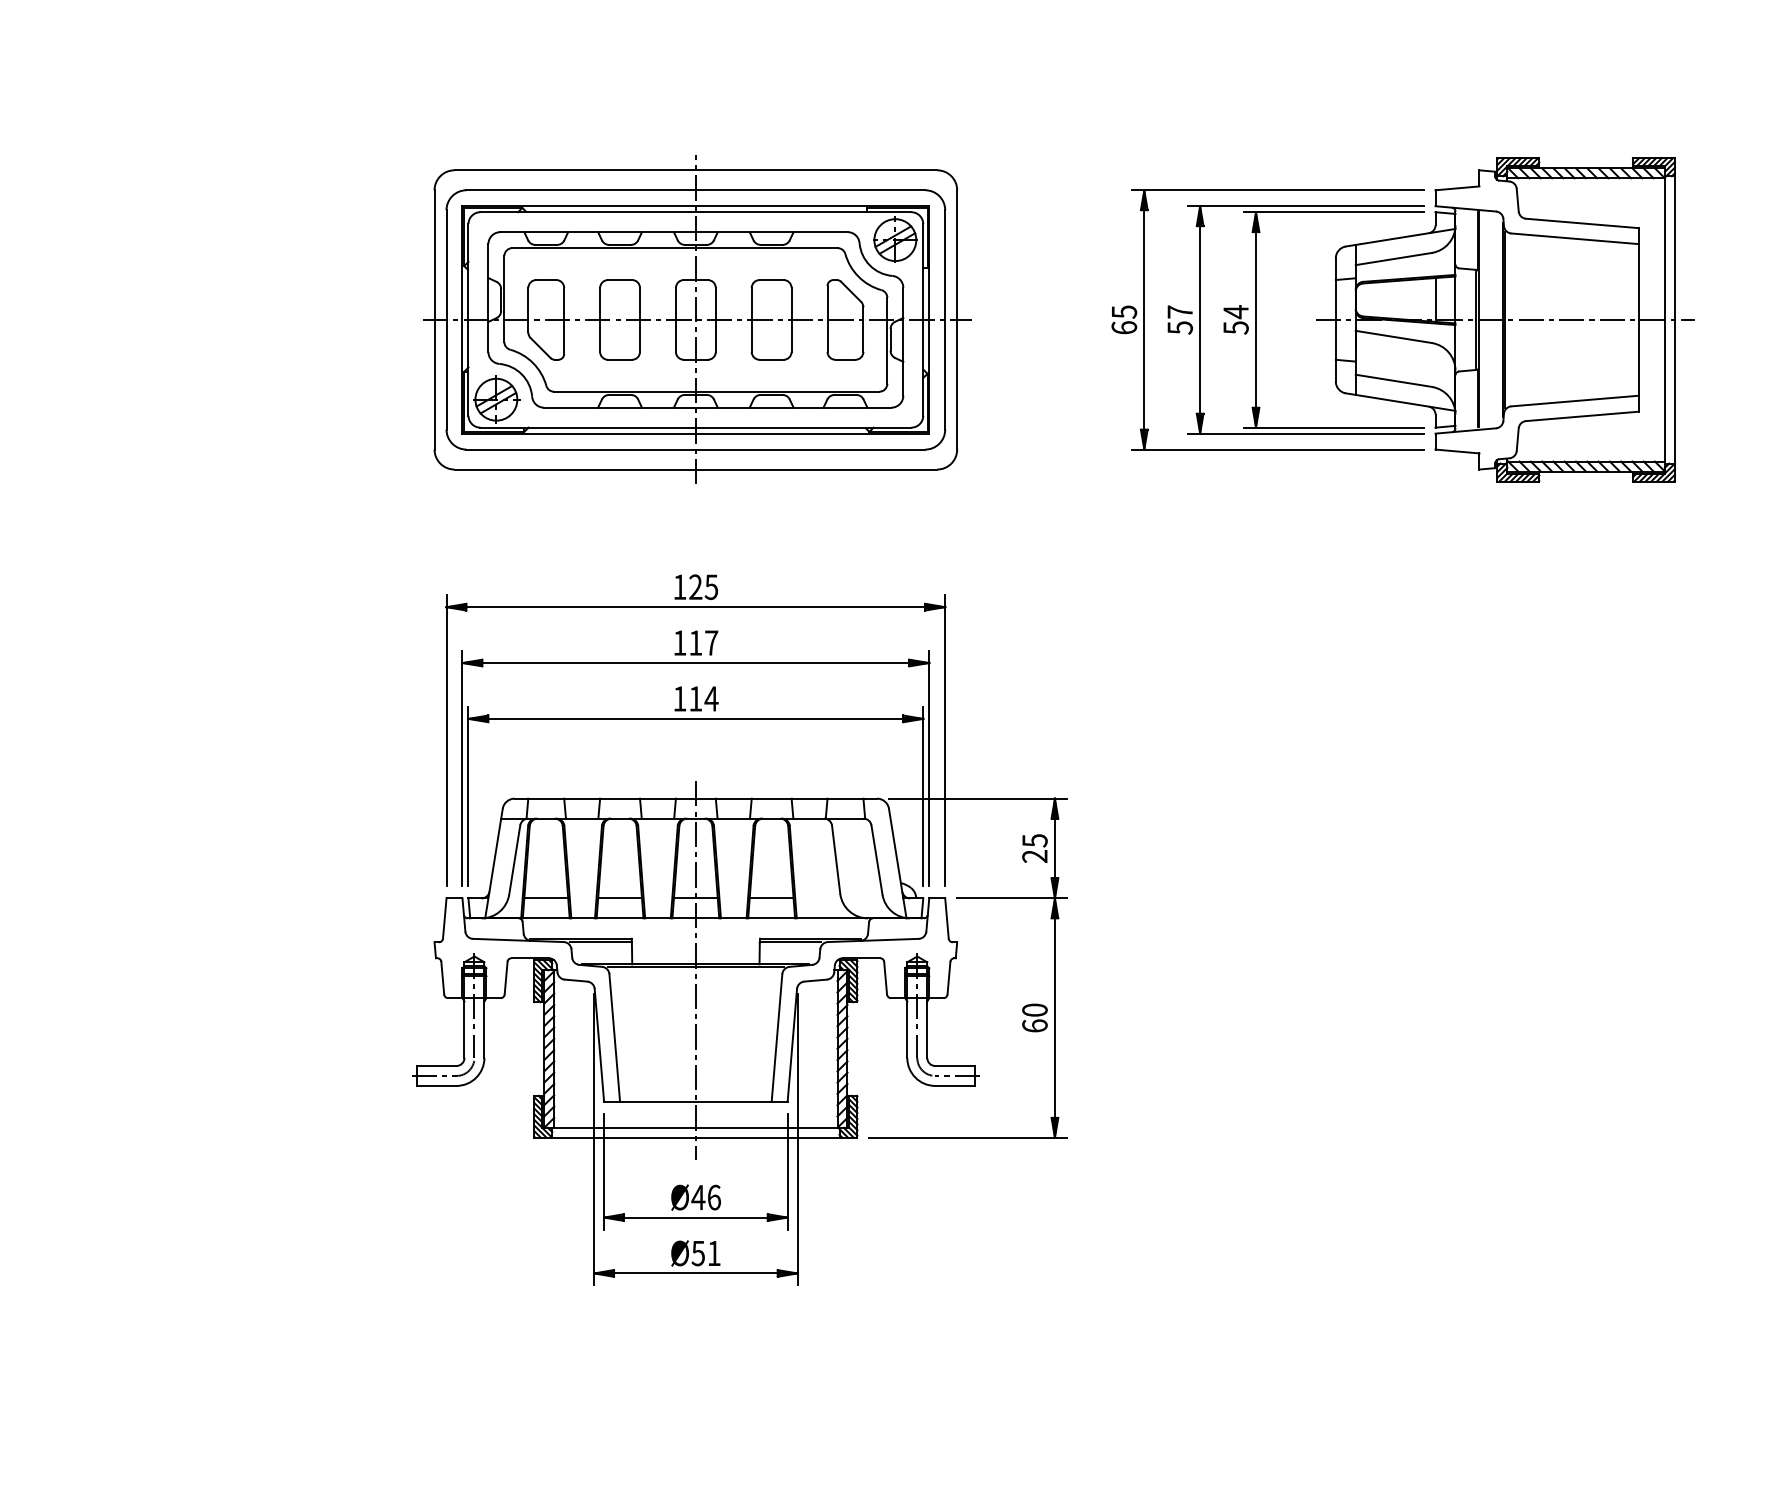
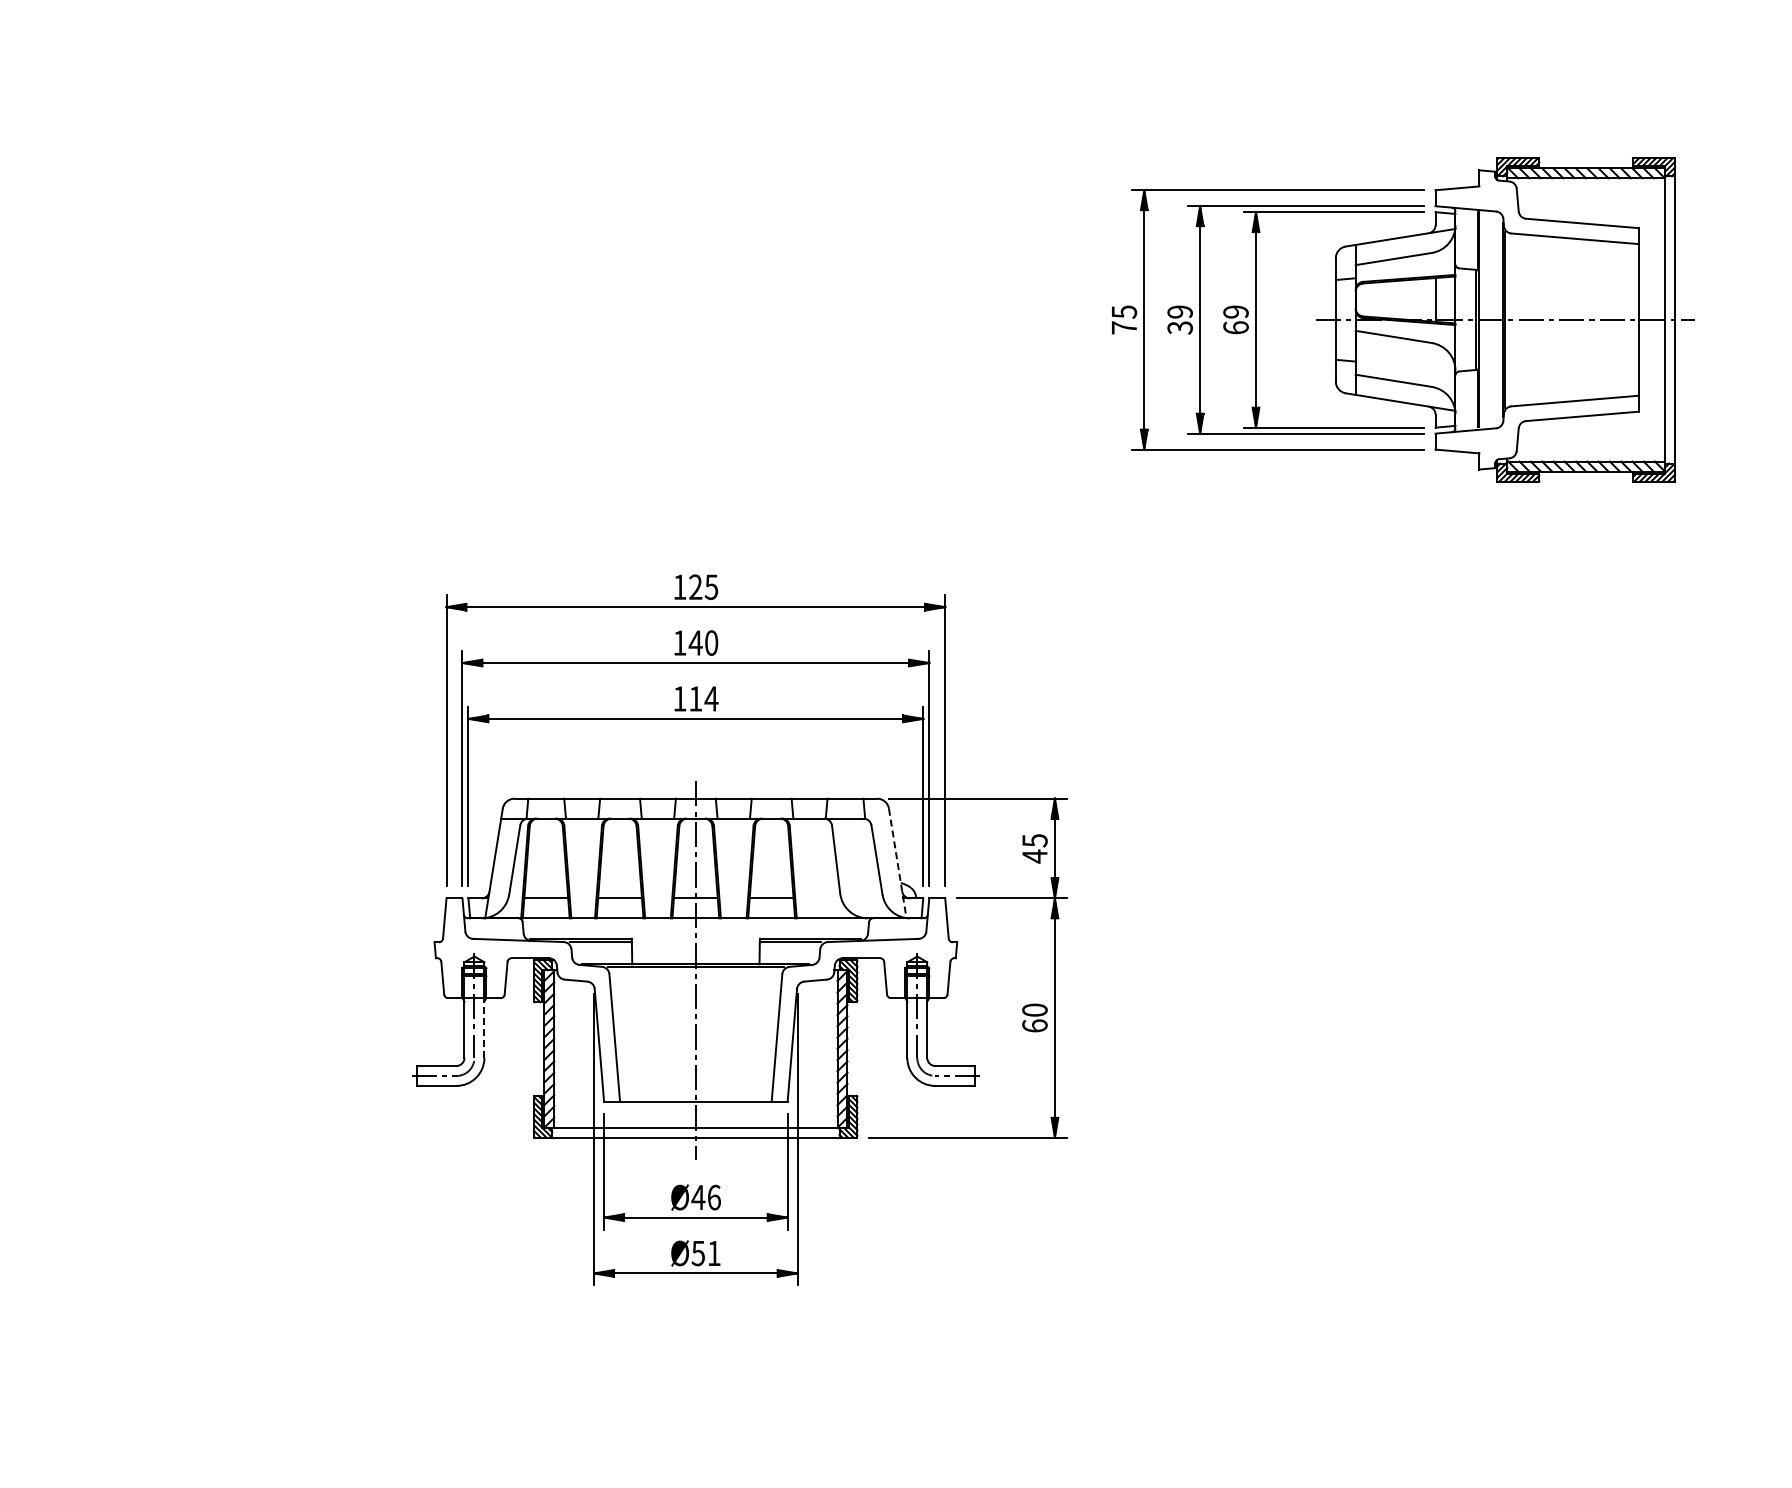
part: present -> none (697, 319)
text: 57 -> 39 (1179, 319)
text: 54 -> 69 (1235, 319)
text: 65 -> 75 (1124, 327)
text: 117 -> 140 (703, 642)
text: 25 -> 45 (1034, 856)
line: solid -> dashed (897, 864)
line: solid -> dashed (484, 1028)
